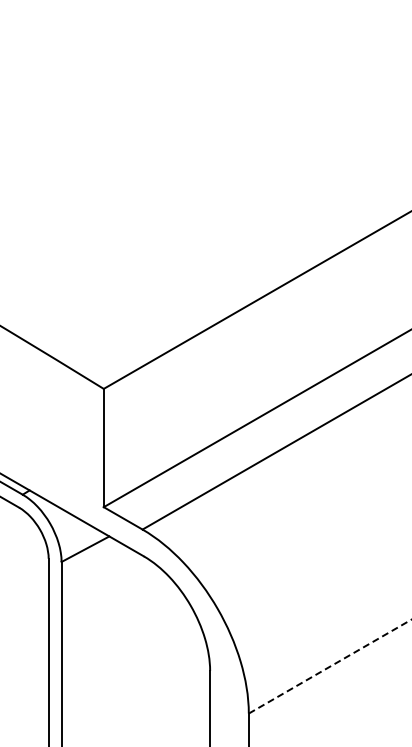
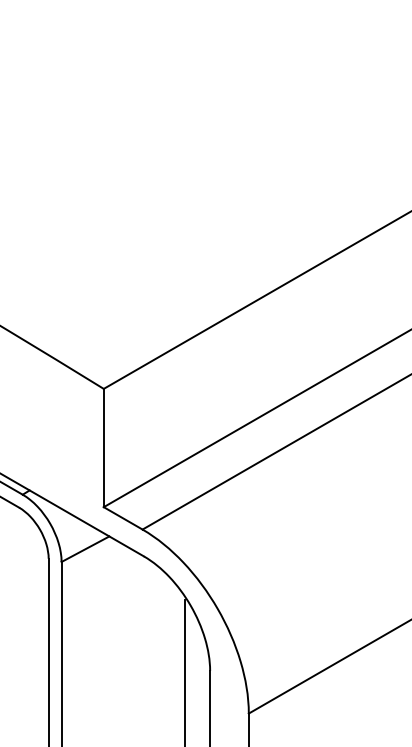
line: dashed -> solid (330, 666)
line: none -> present (185, 671)
